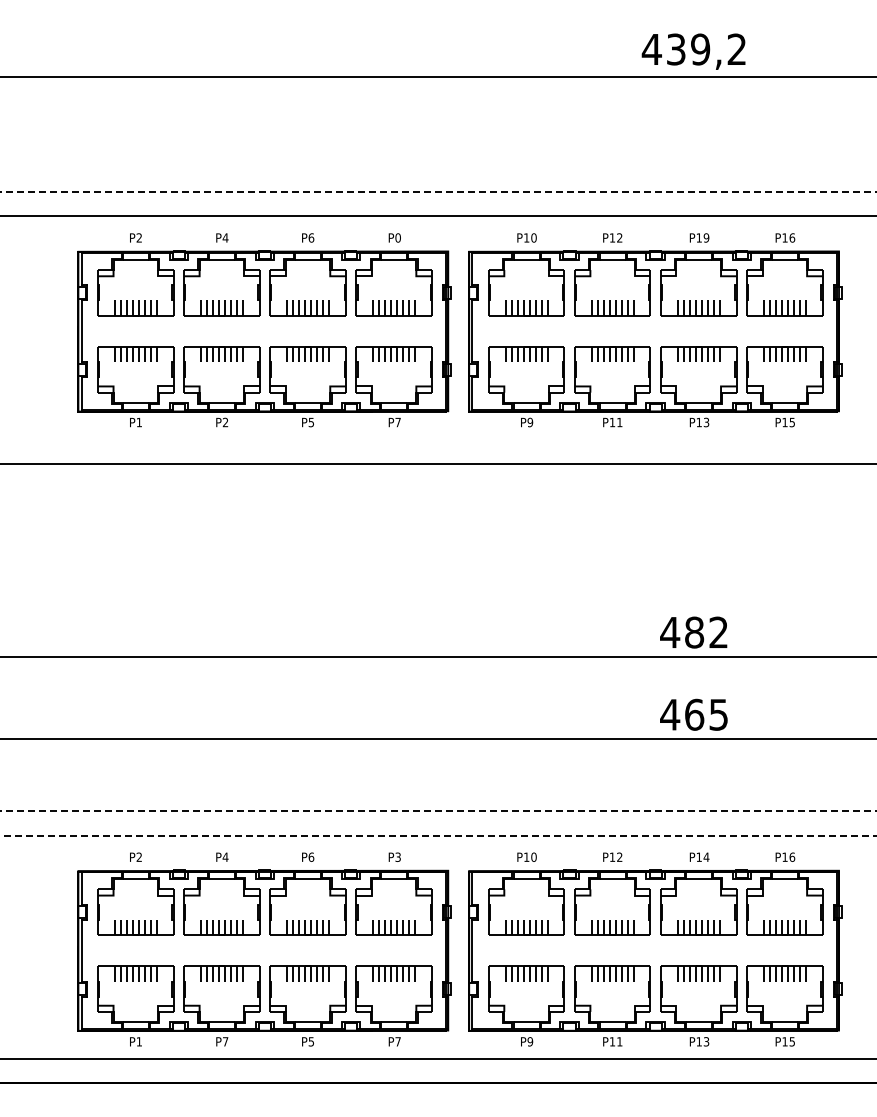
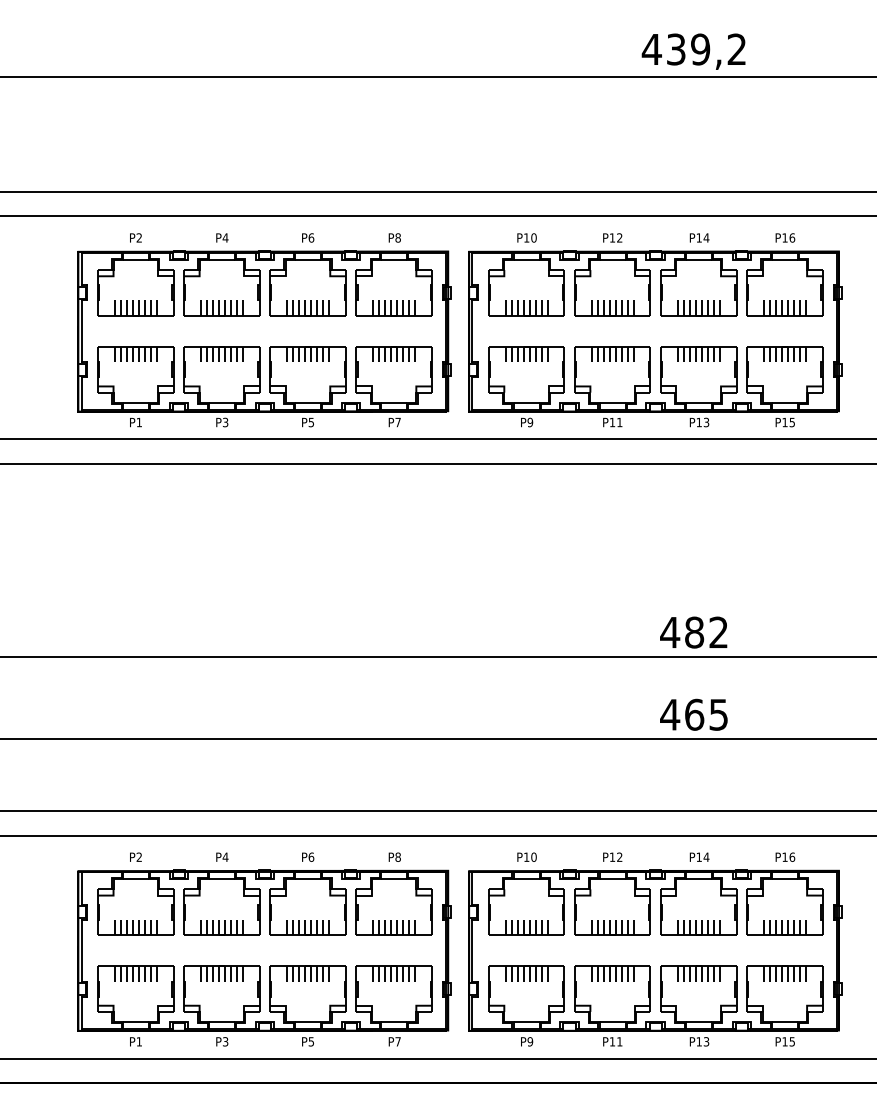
line: dashed -> solid (438, 191)
text: P0 -> P8 (397, 237)
text: P19 -> P14 (706, 237)
text: P2 -> P3 (225, 422)
line: none -> present (437, 439)
line: dashed -> solid (438, 811)
line: dashed -> solid (438, 835)
text: P3 -> P8 (397, 856)
text: P7 -> P3 (225, 1041)
